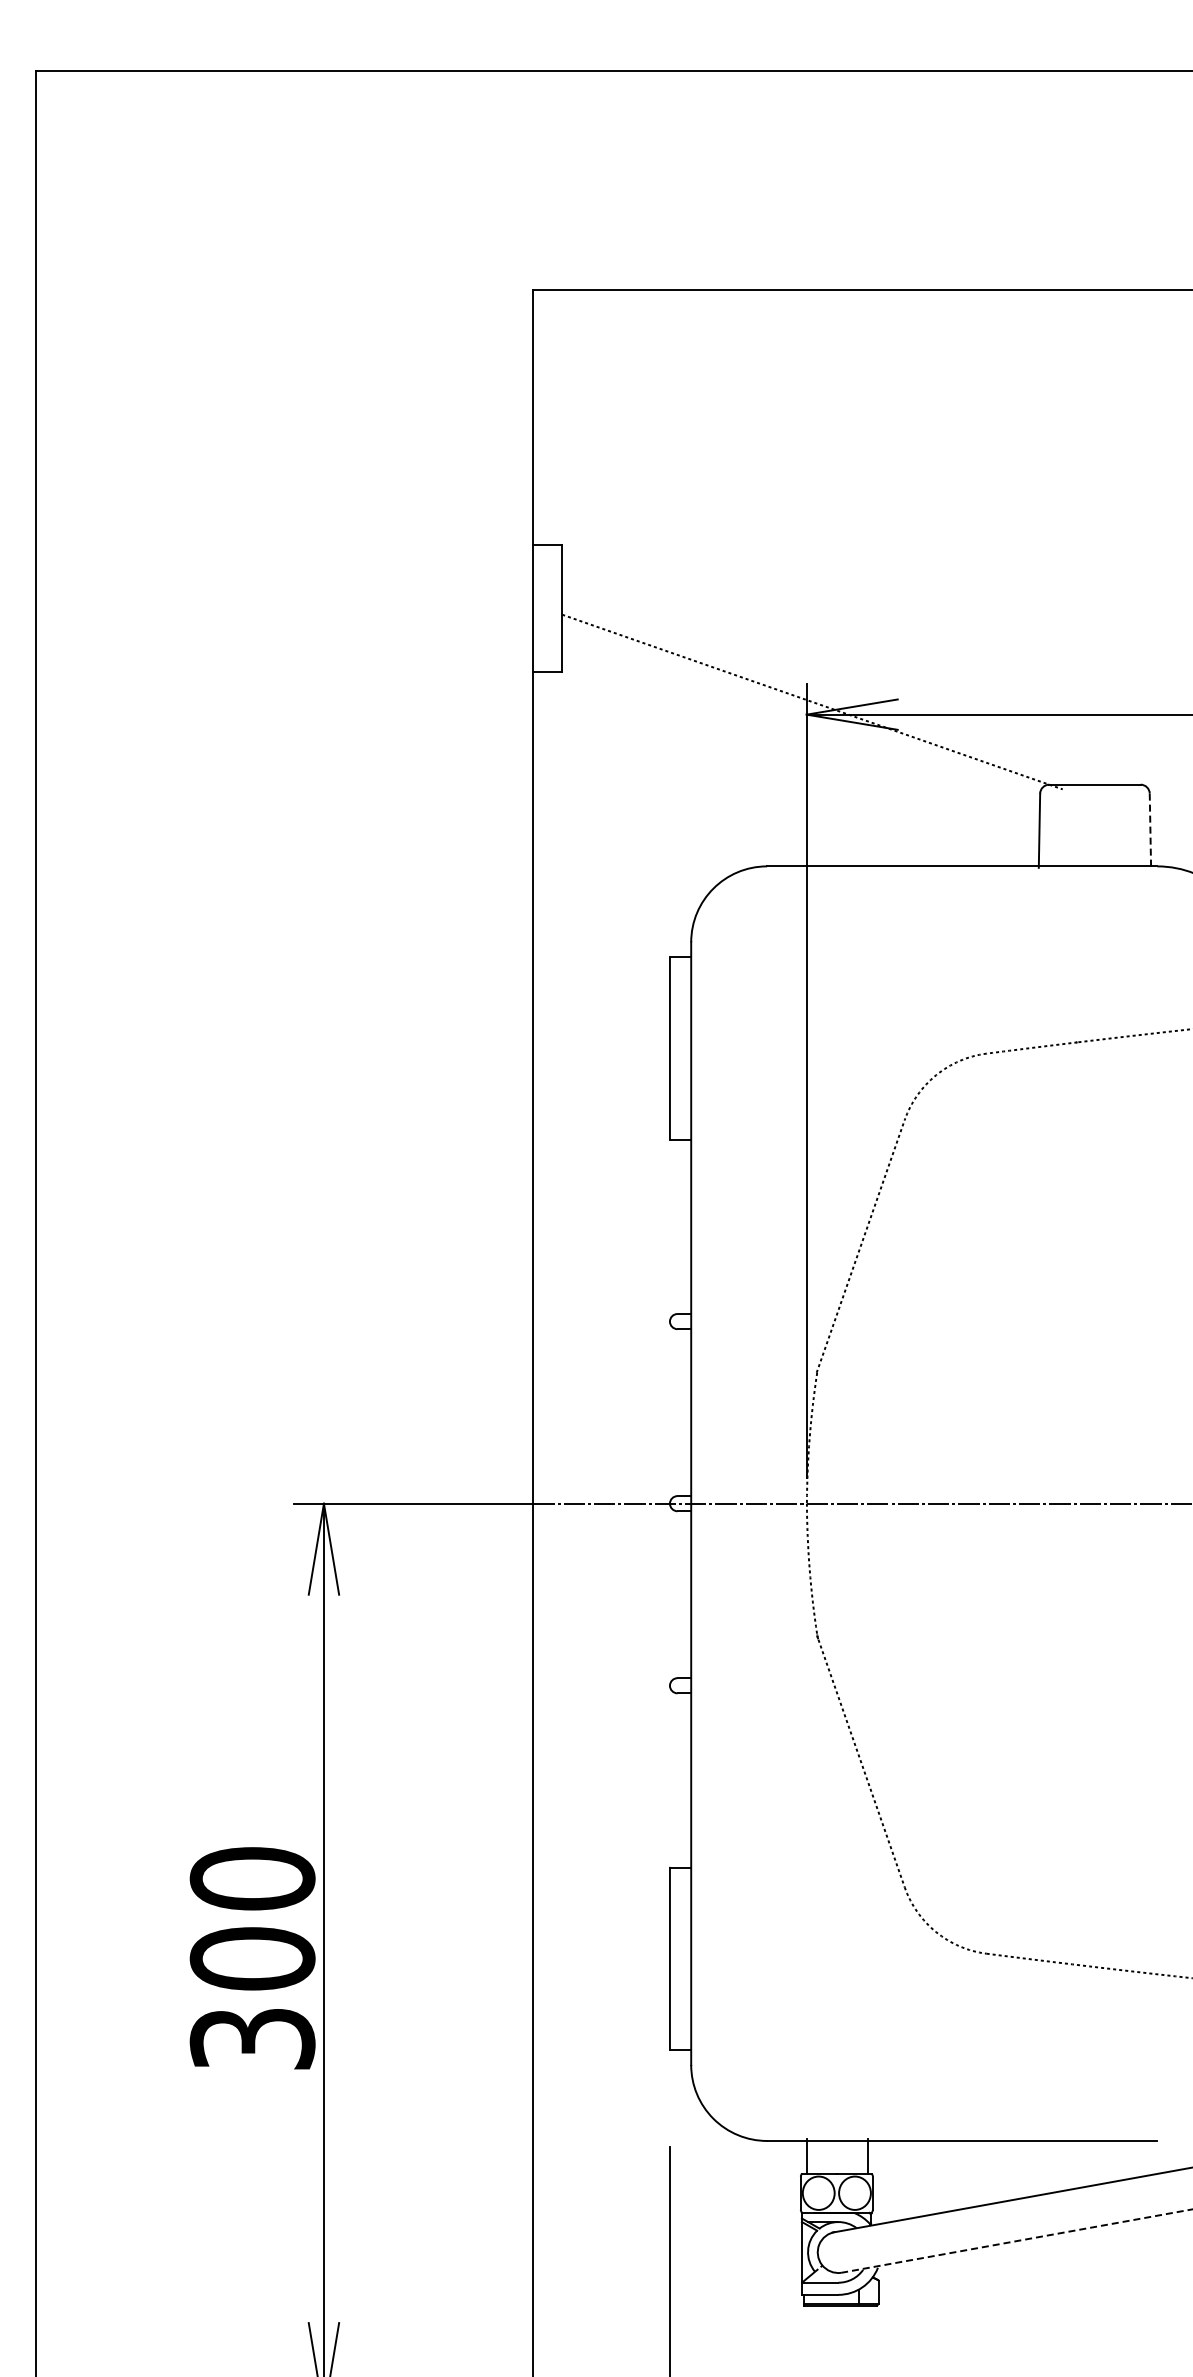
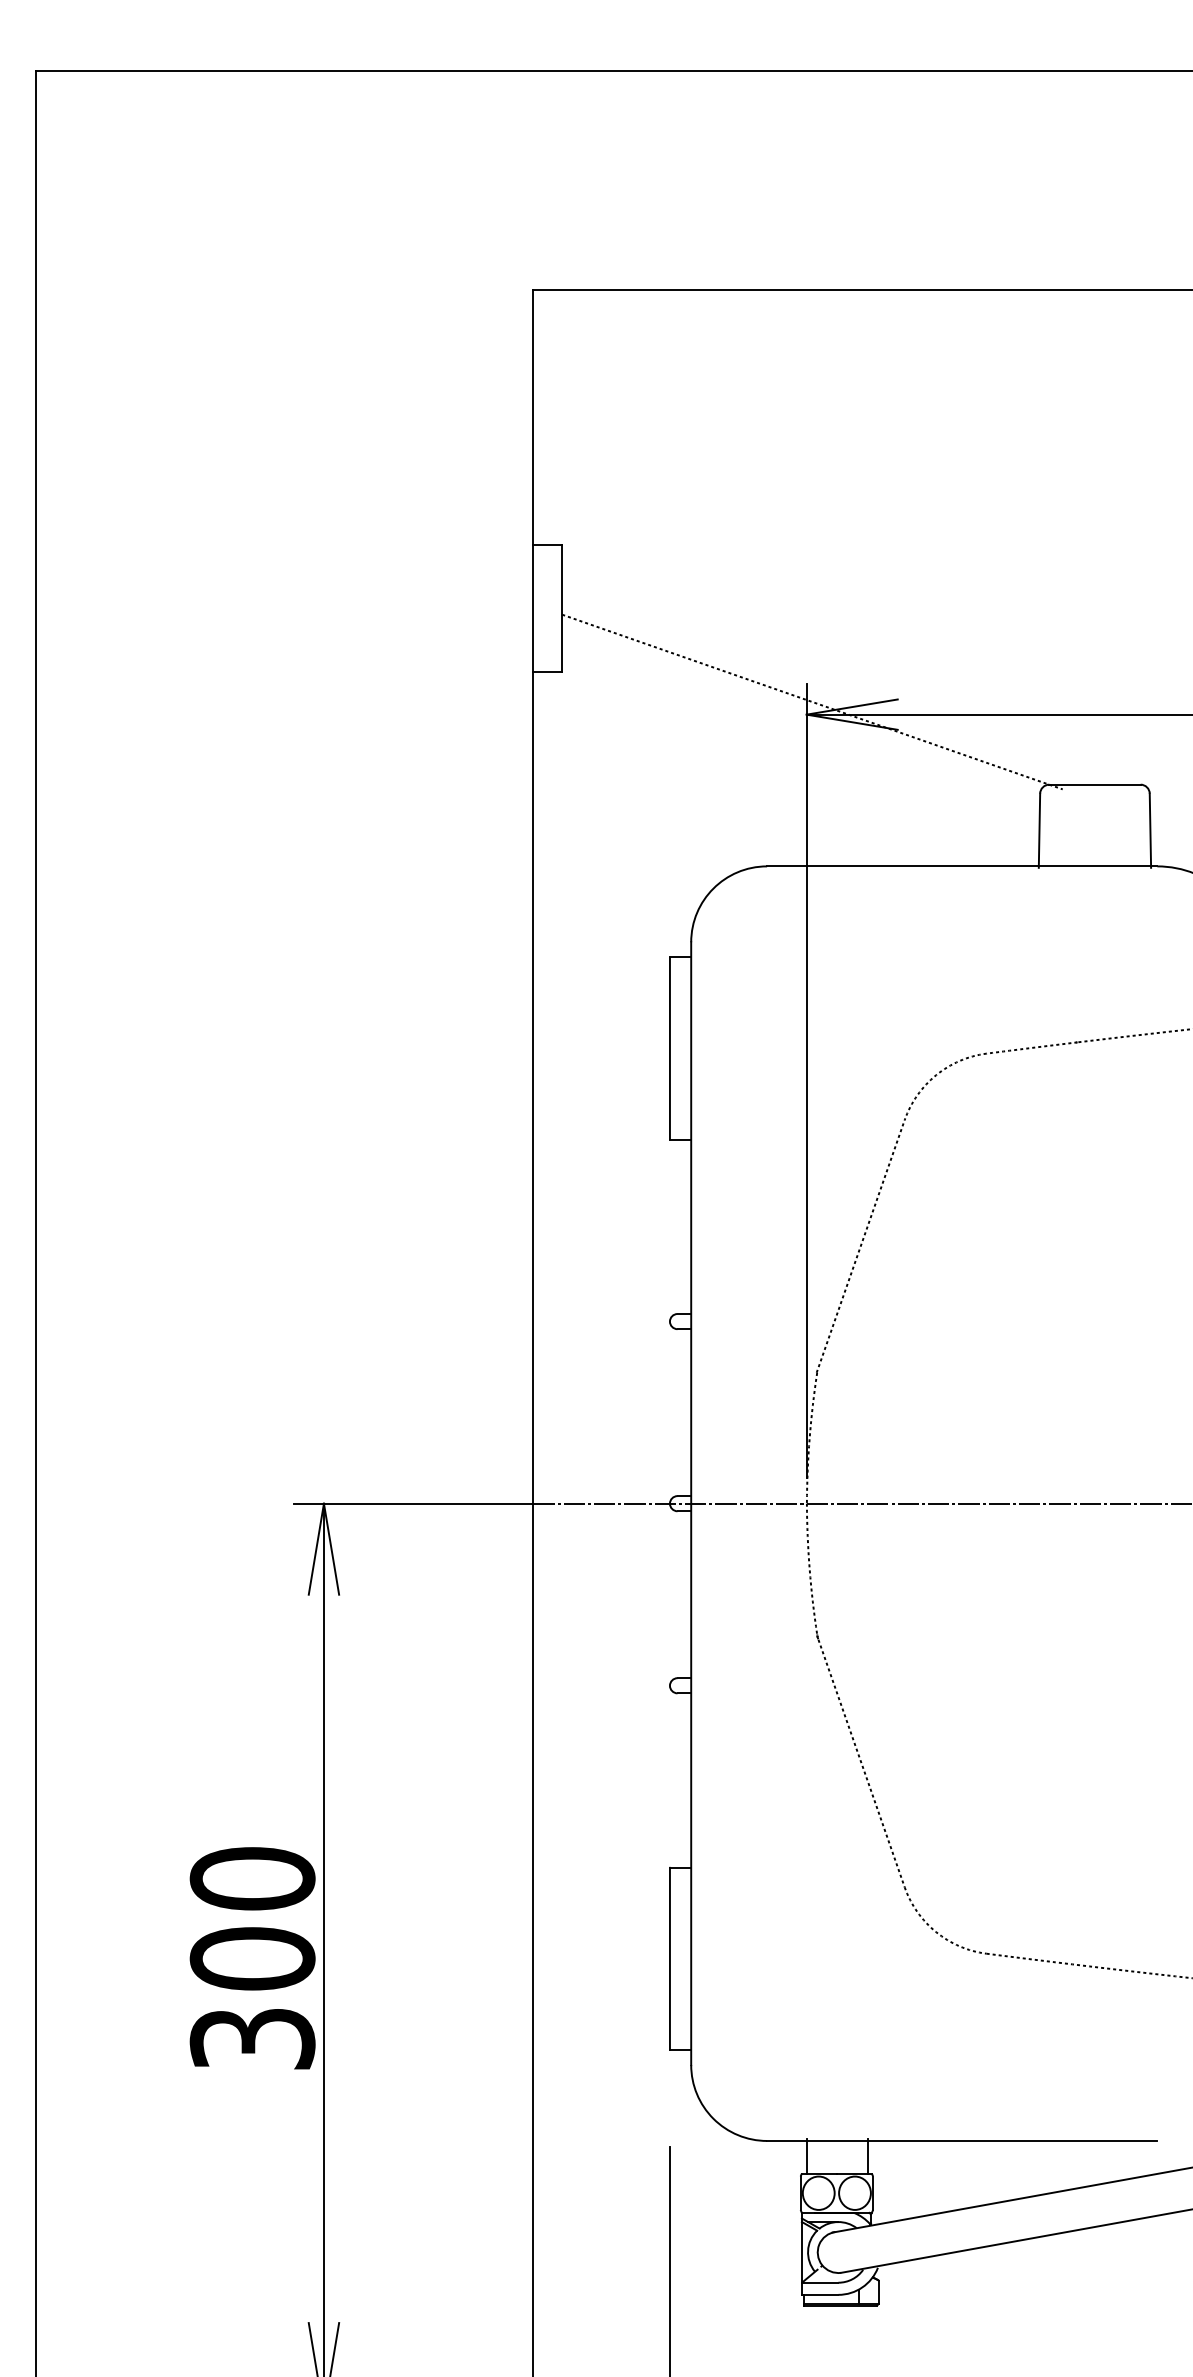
line: dashed -> solid (1150, 831)
line: dashed -> solid (1017, 2241)
